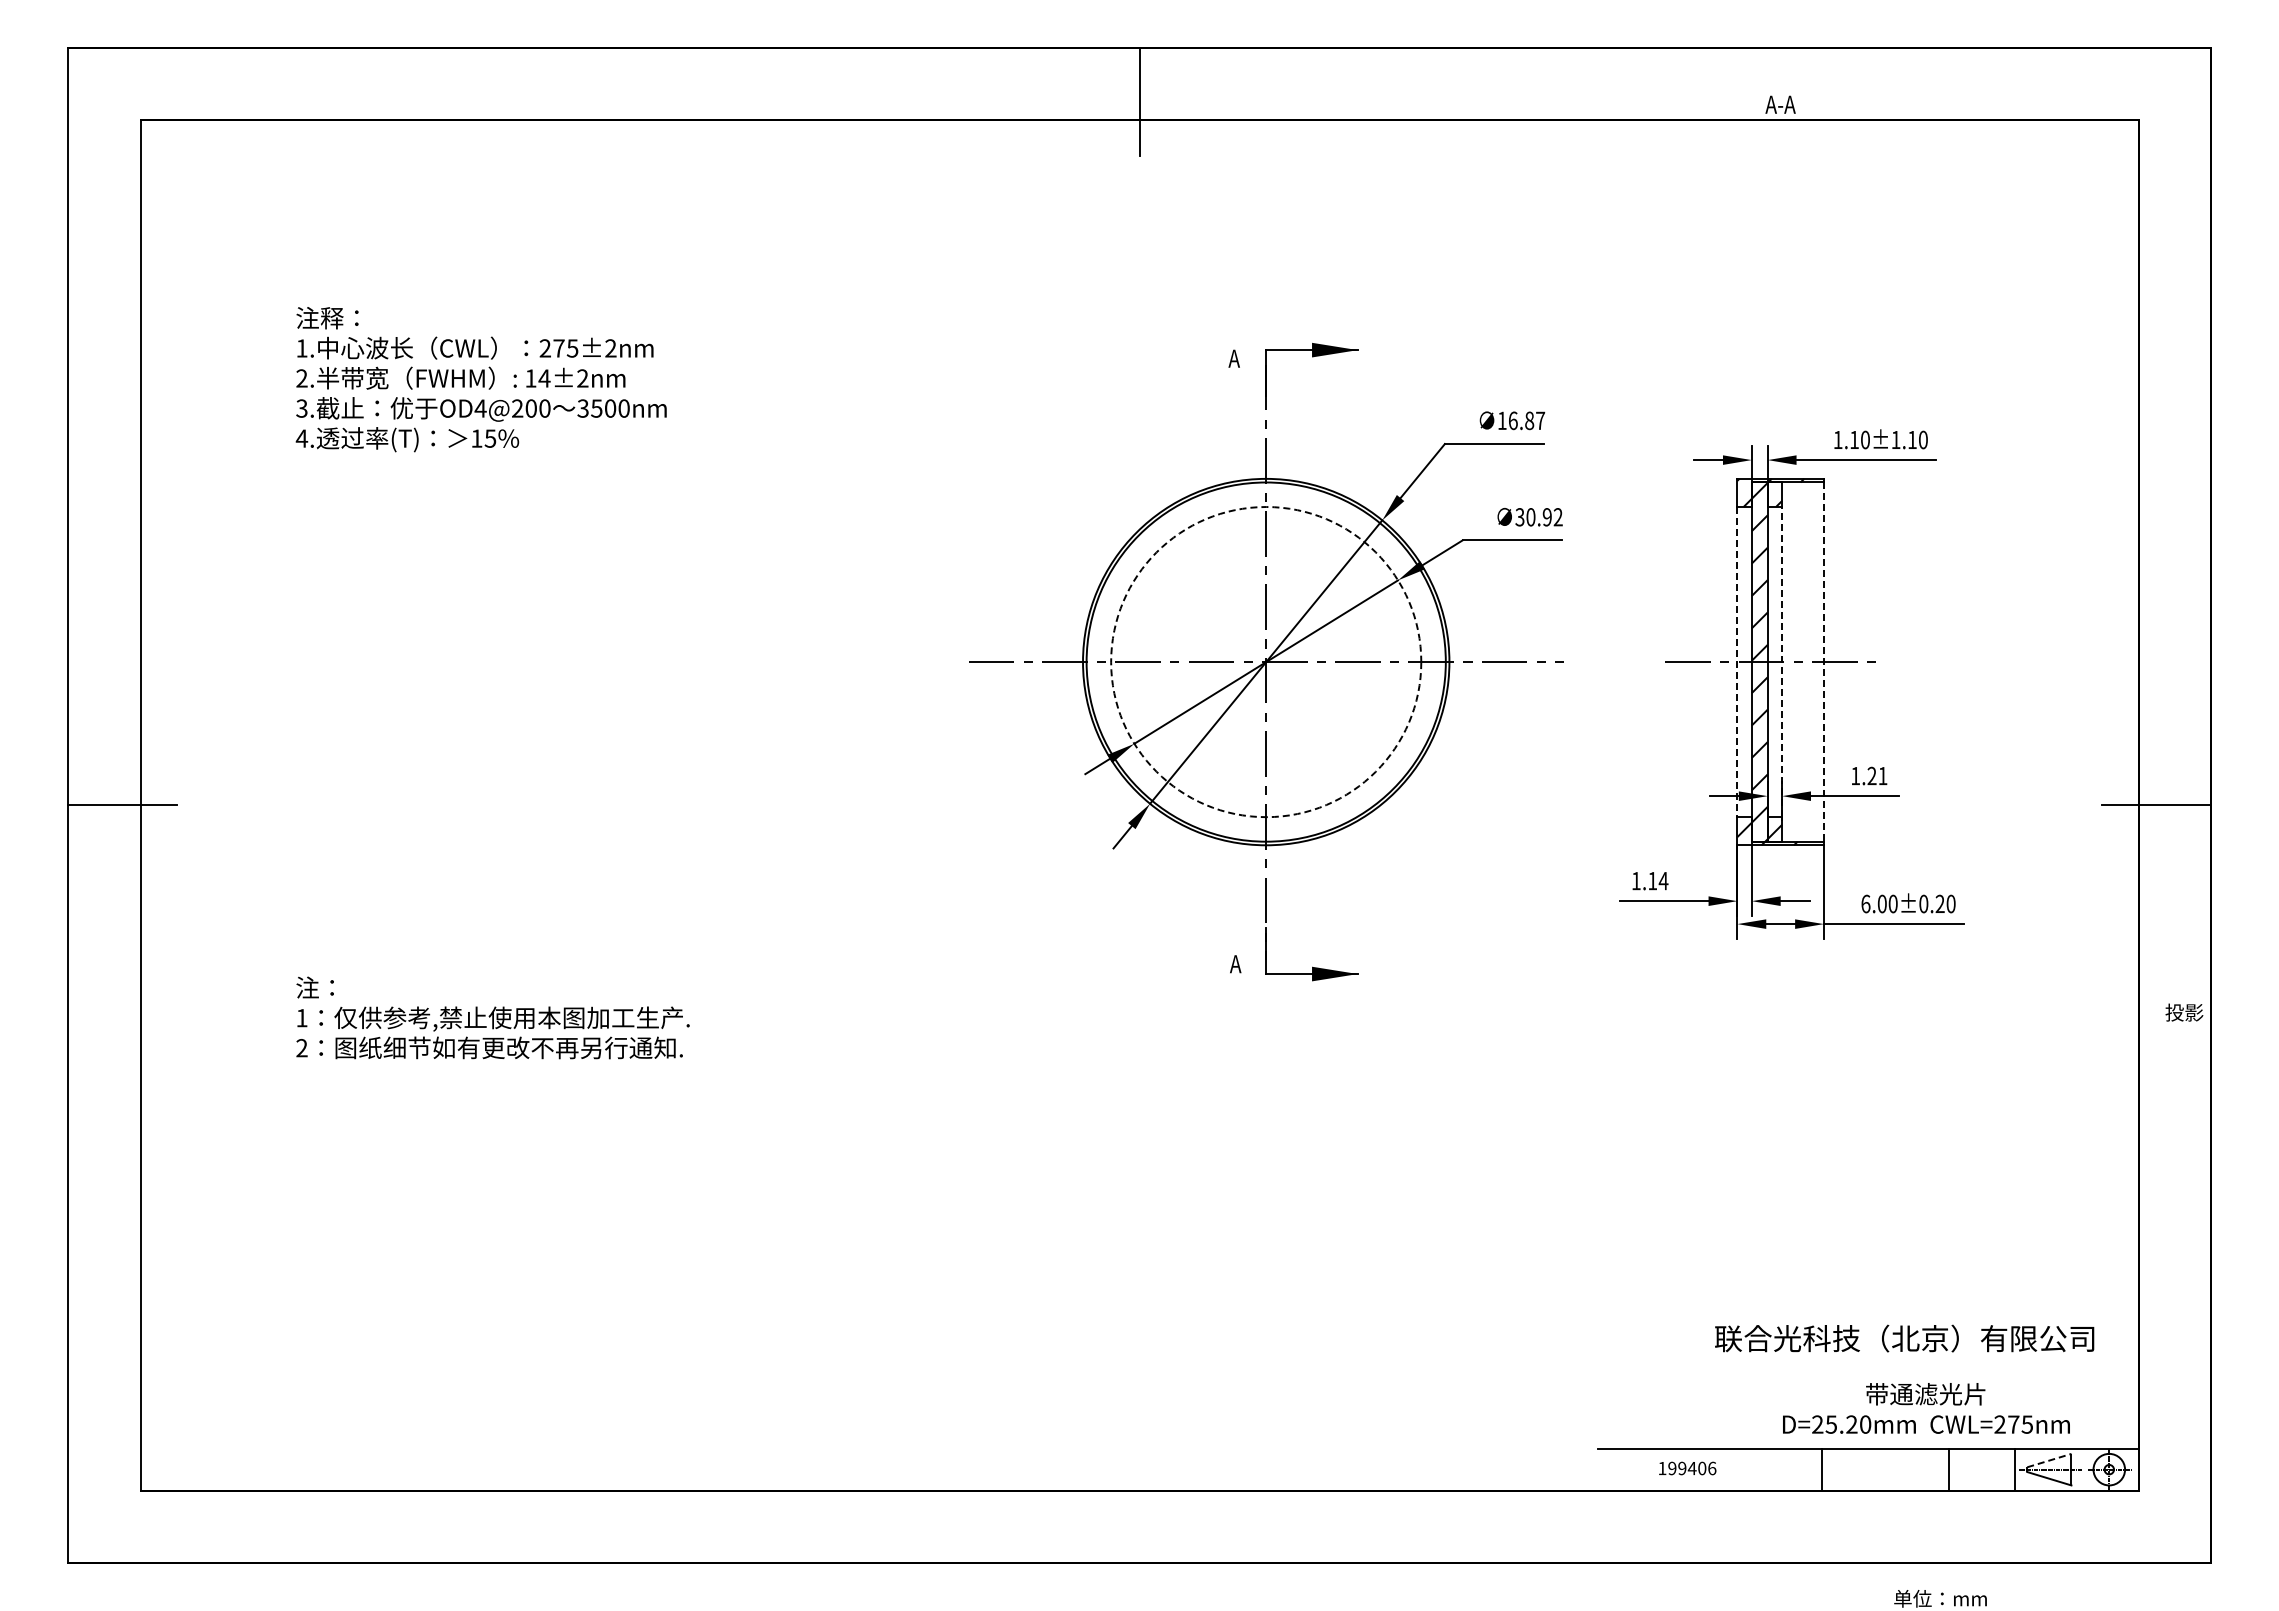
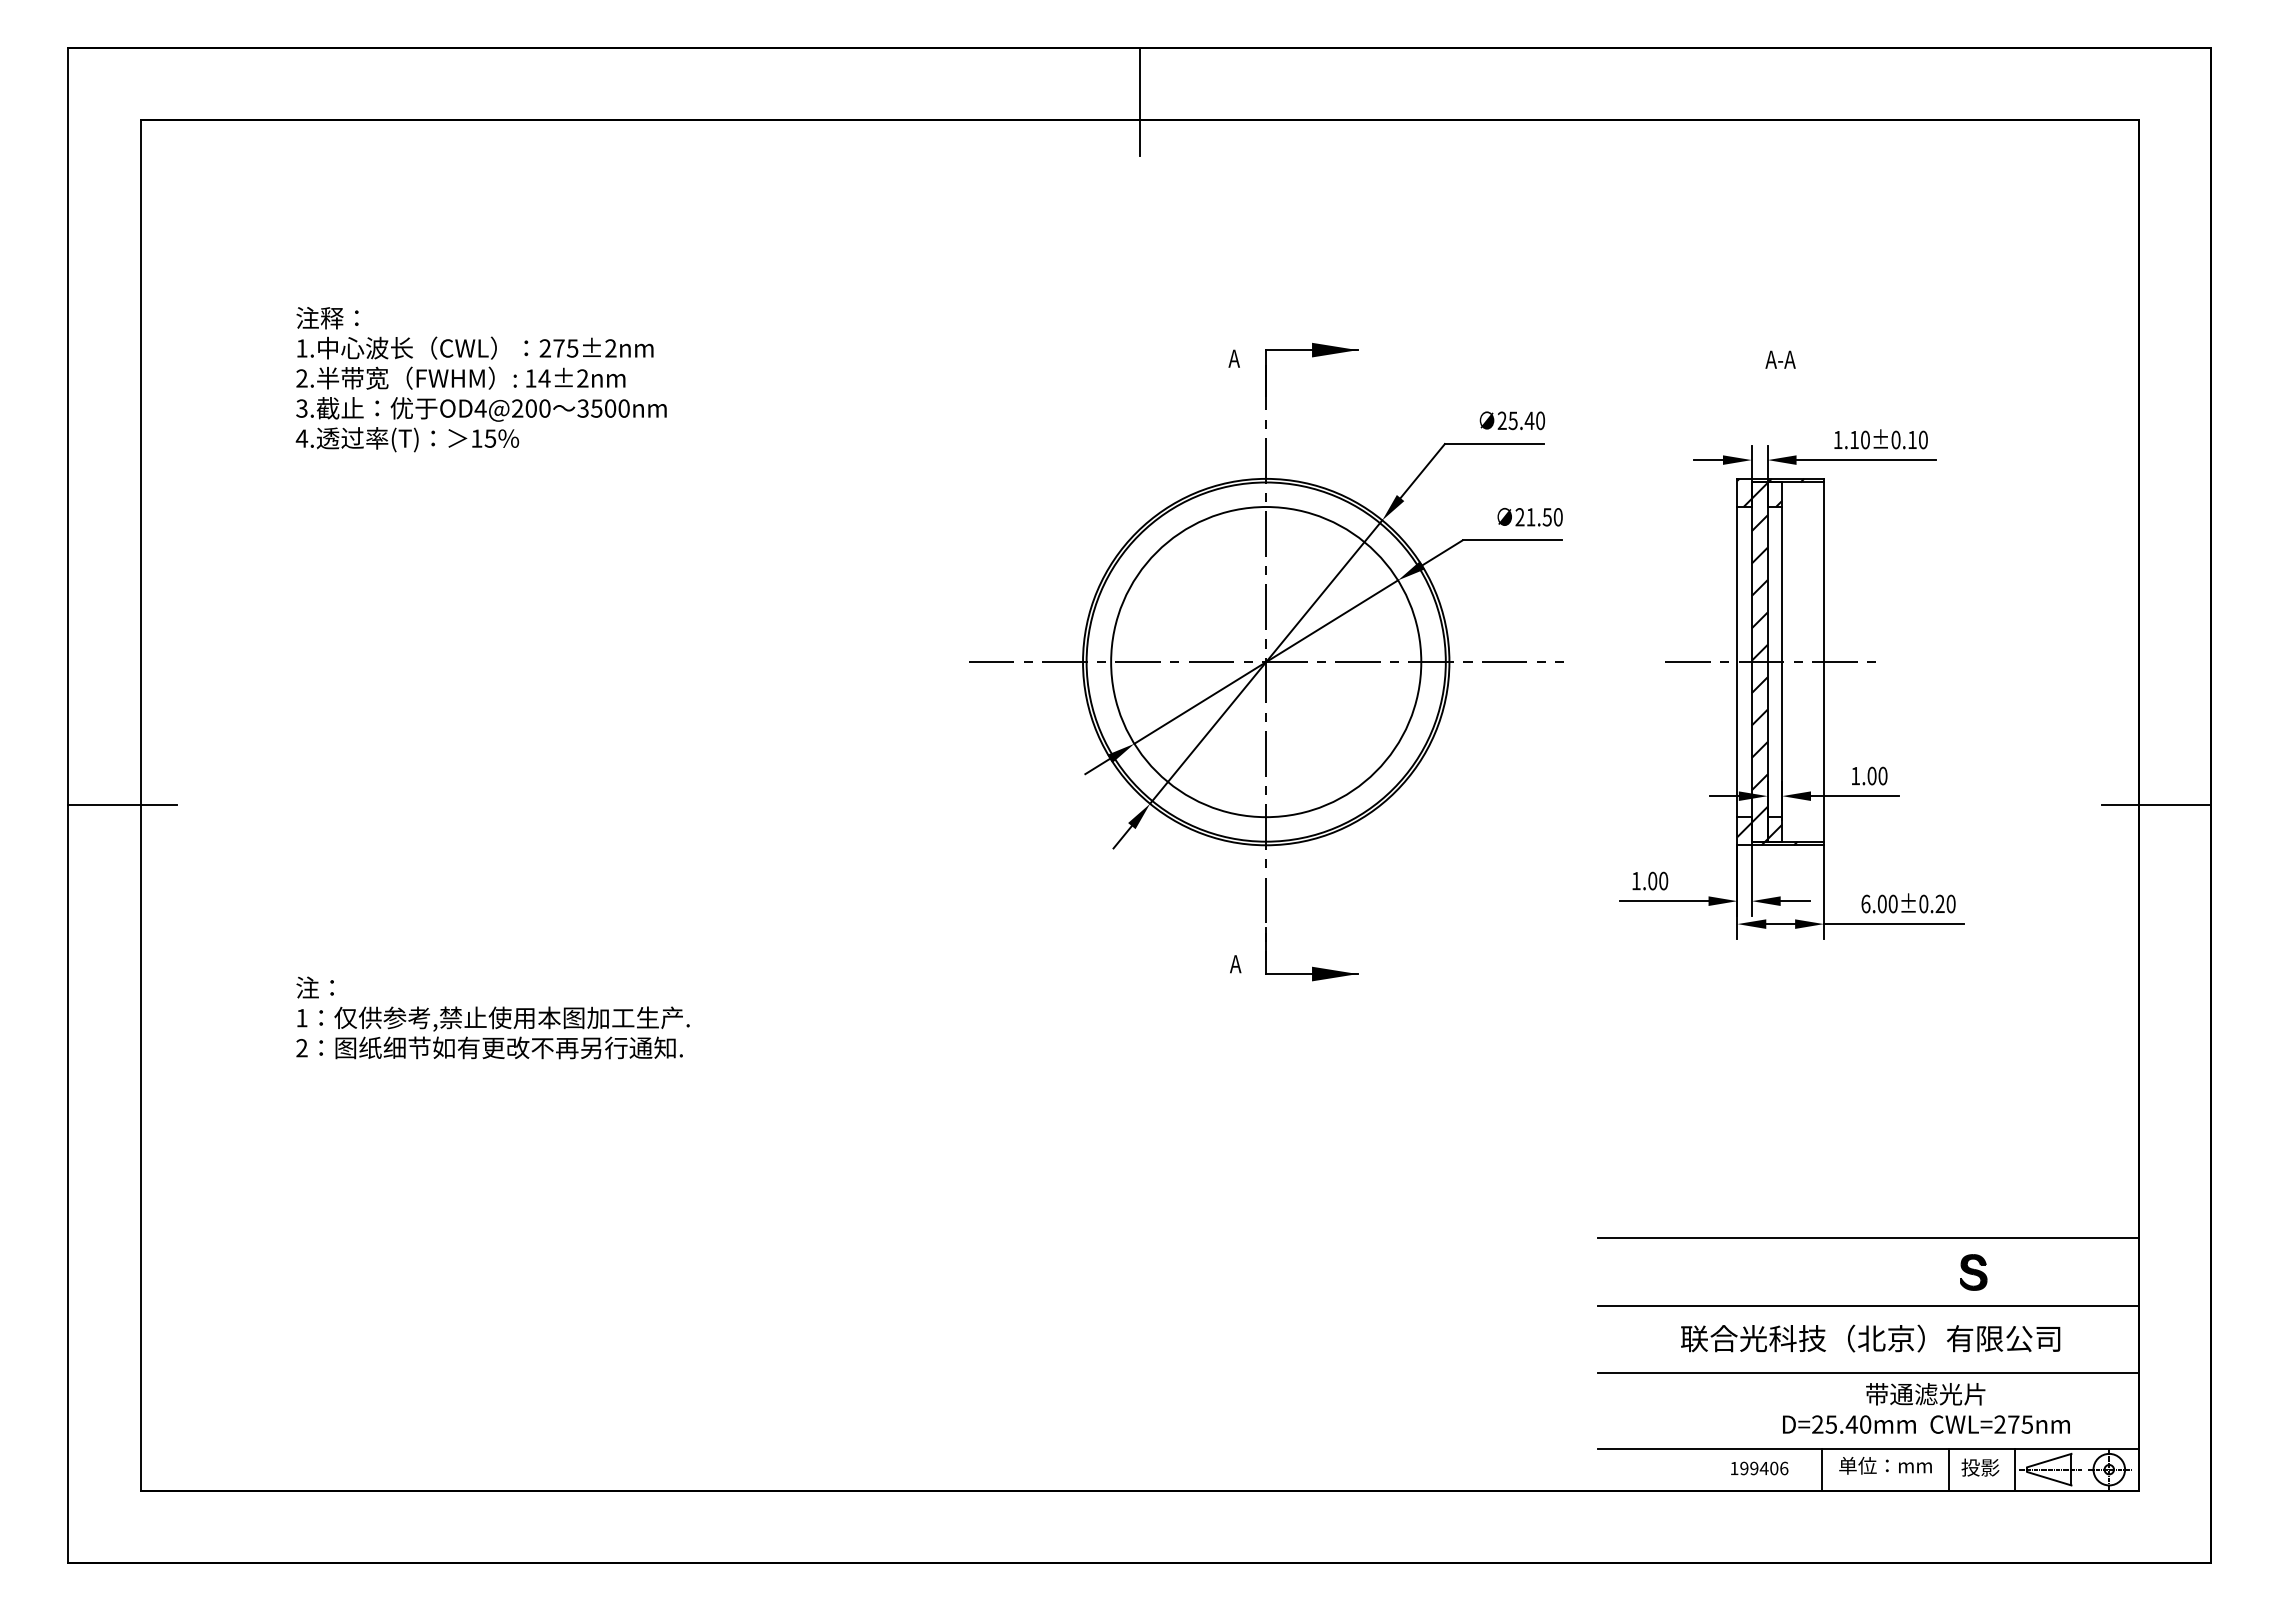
text position: (1780, 104) -> (1780, 359) (1780, 359)
text: 16.87 -> 25.40 (1521, 420)
text: 1.10±1.10 -> 1.10±0.10 (1895, 439)
text: 30.92 -> 21.50 (1538, 517)
line: dashed -> solid (1782, 661)
circle: dashed -> solid (1266, 662)
line: dashed -> solid (1737, 662)
line: dashed -> solid (1823, 662)
text: 1.21 -> 1.00 (1877, 775)
text: 1.14 -> 1.00 (1658, 880)
text position: (2184, 1012) -> (1980, 1467) (1980, 1467)
line: none -> present (1867, 1238)
part: none -> present (1973, 1272)
line: none -> present (1867, 1305)
text position: (1904, 1338) -> (1870, 1338) (1870, 1338)
line: none -> present (1867, 1372)
text: ^JD=25.20mm -> ^JD=25.40mm (1851, 1424)
line: dashed -> solid (2049, 1460)
text position: (1687, 1468) -> (1759, 1468) (1759, 1468)
text position: (1940, 1598) -> (1885, 1465) (1885, 1465)
